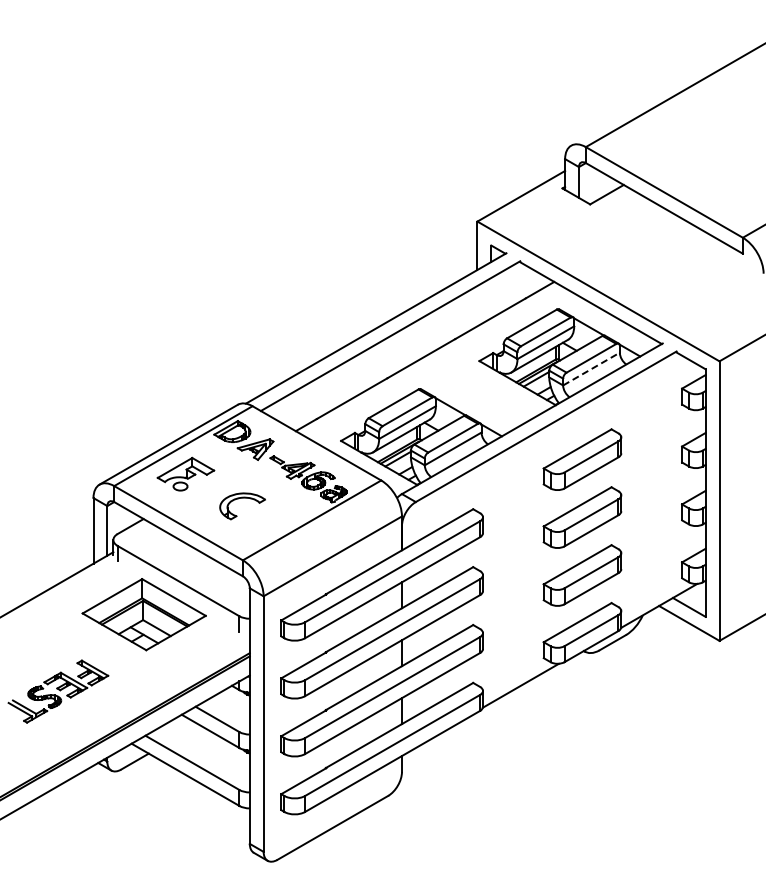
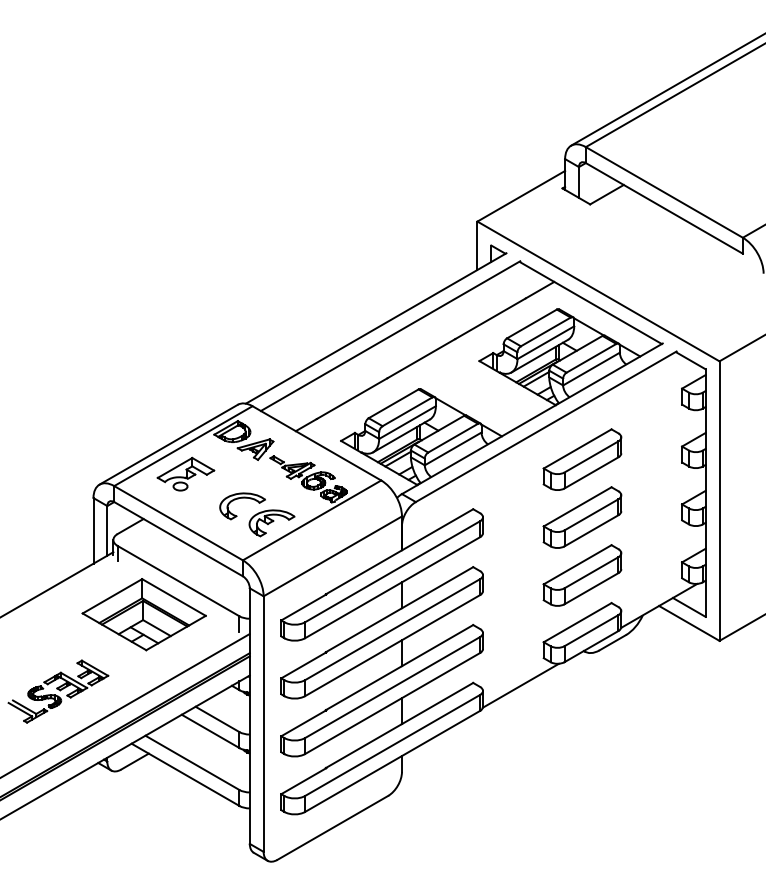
line: none -> present (666, 90)
line: dashed -> solid (591, 369)
part: none -> present (271, 523)
line: none -> present (125, 705)
